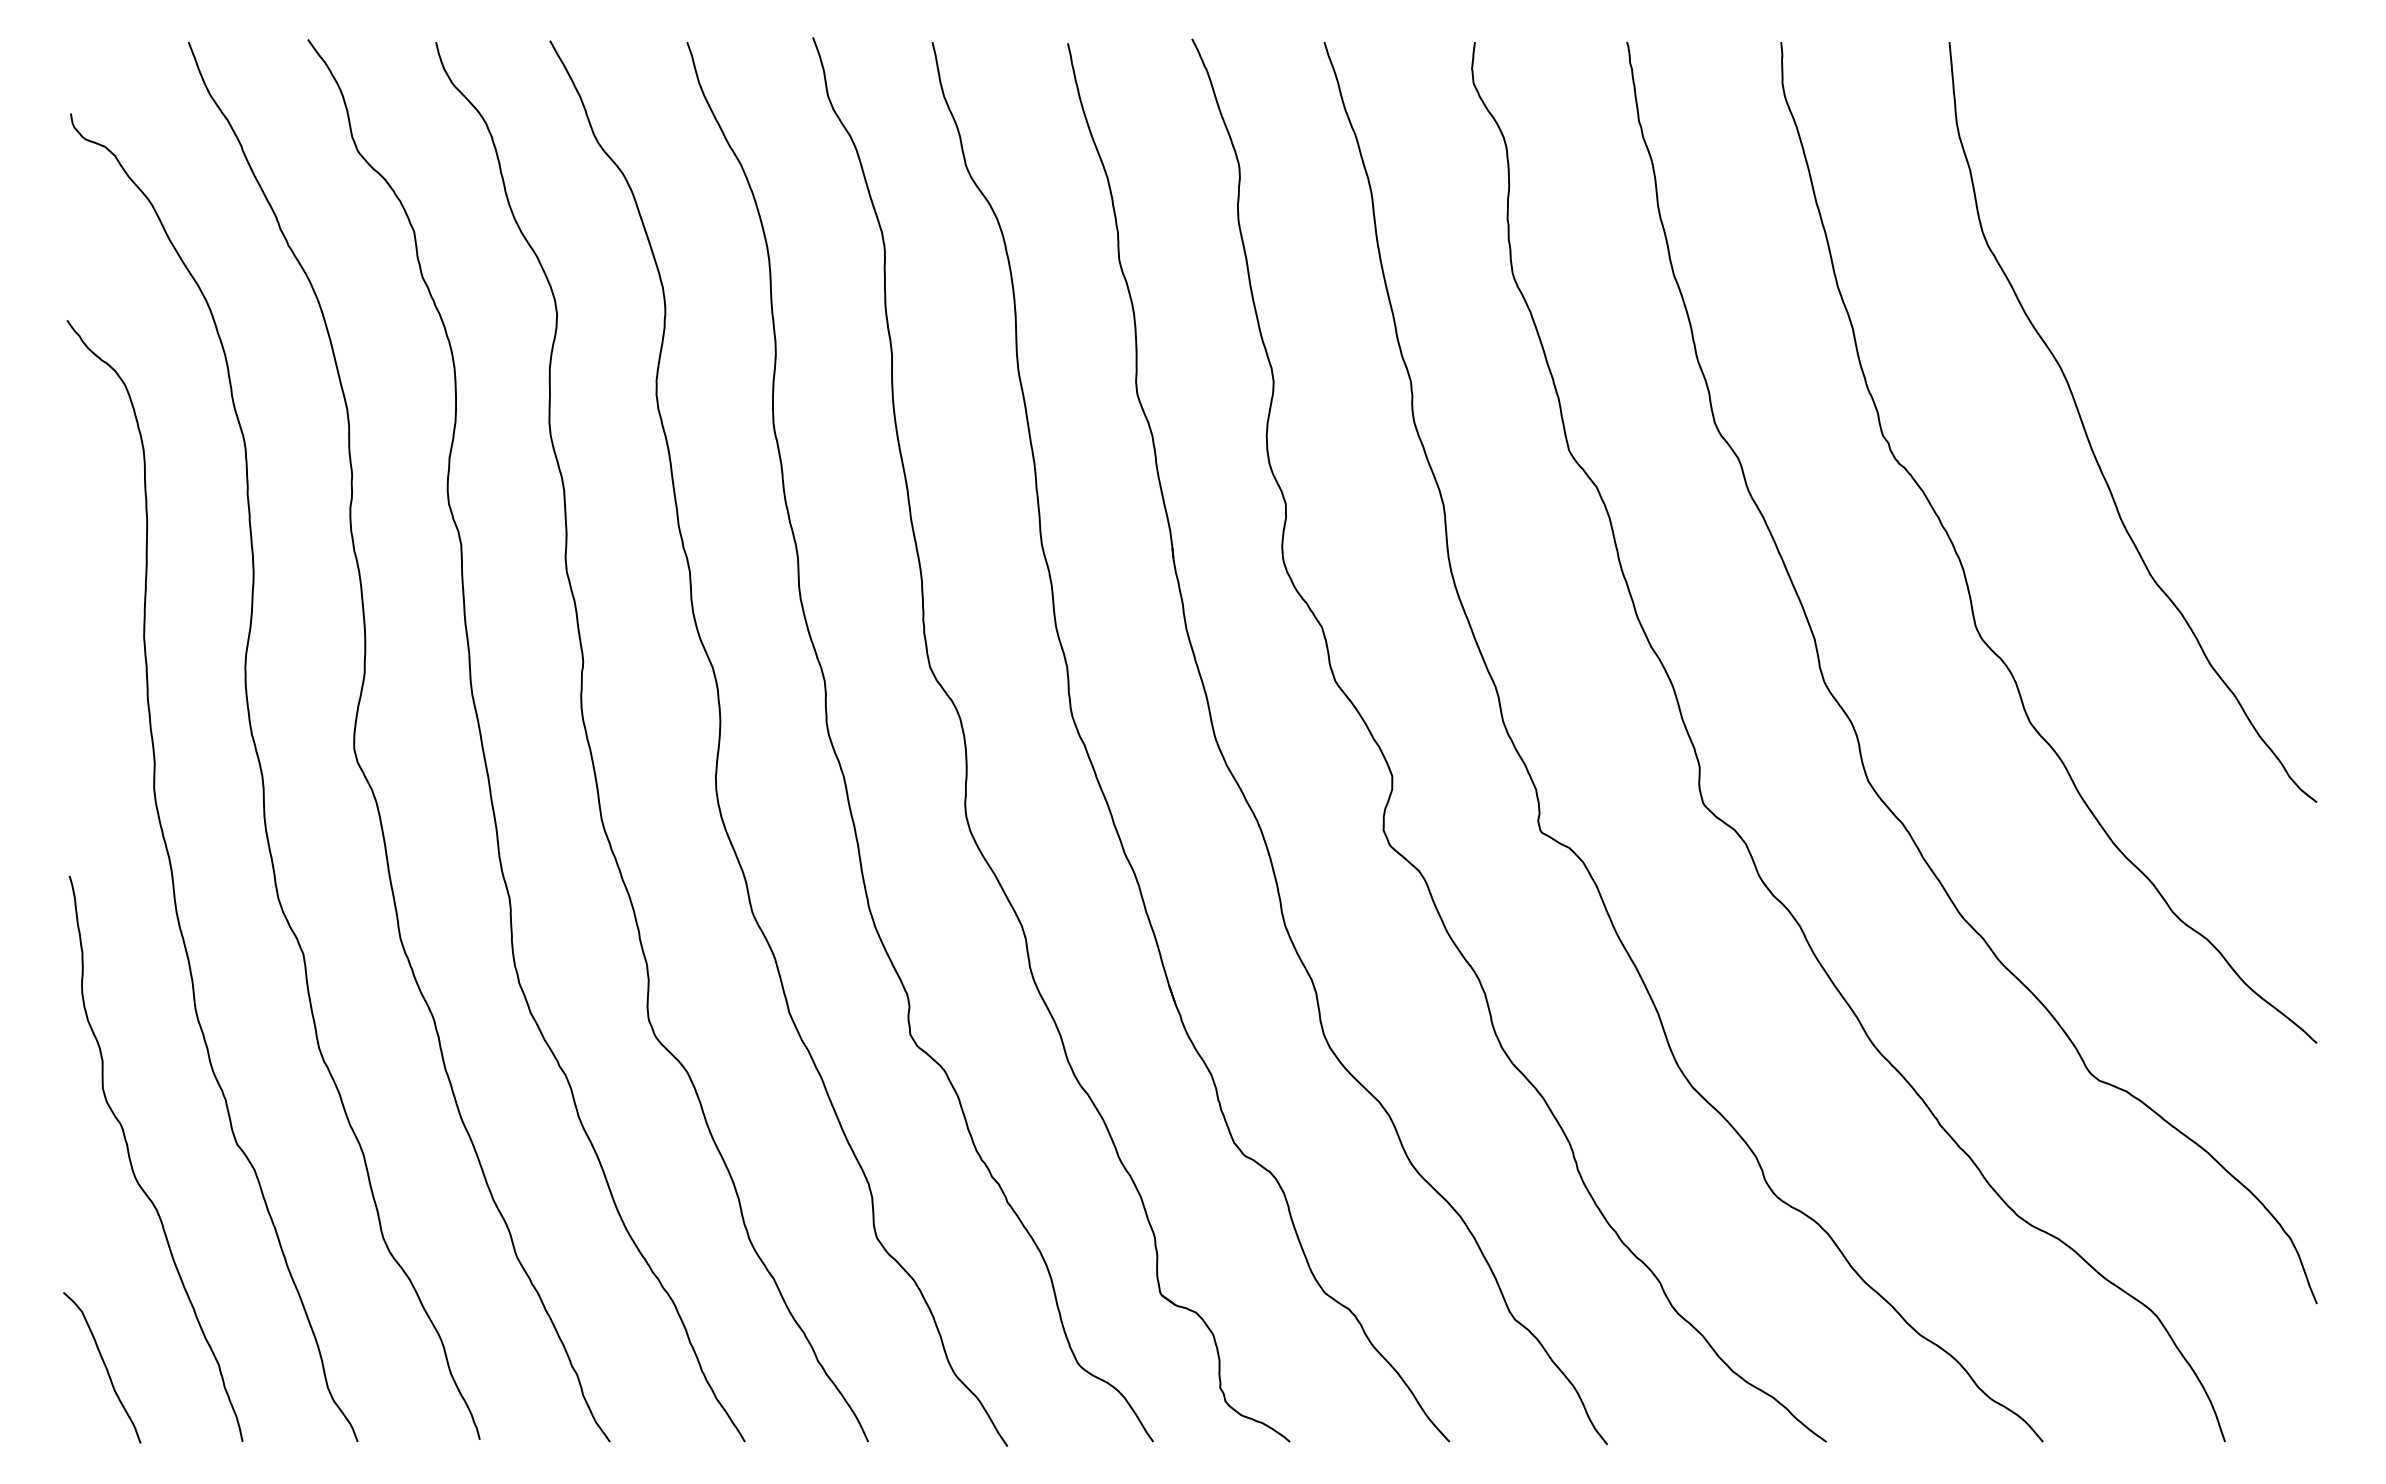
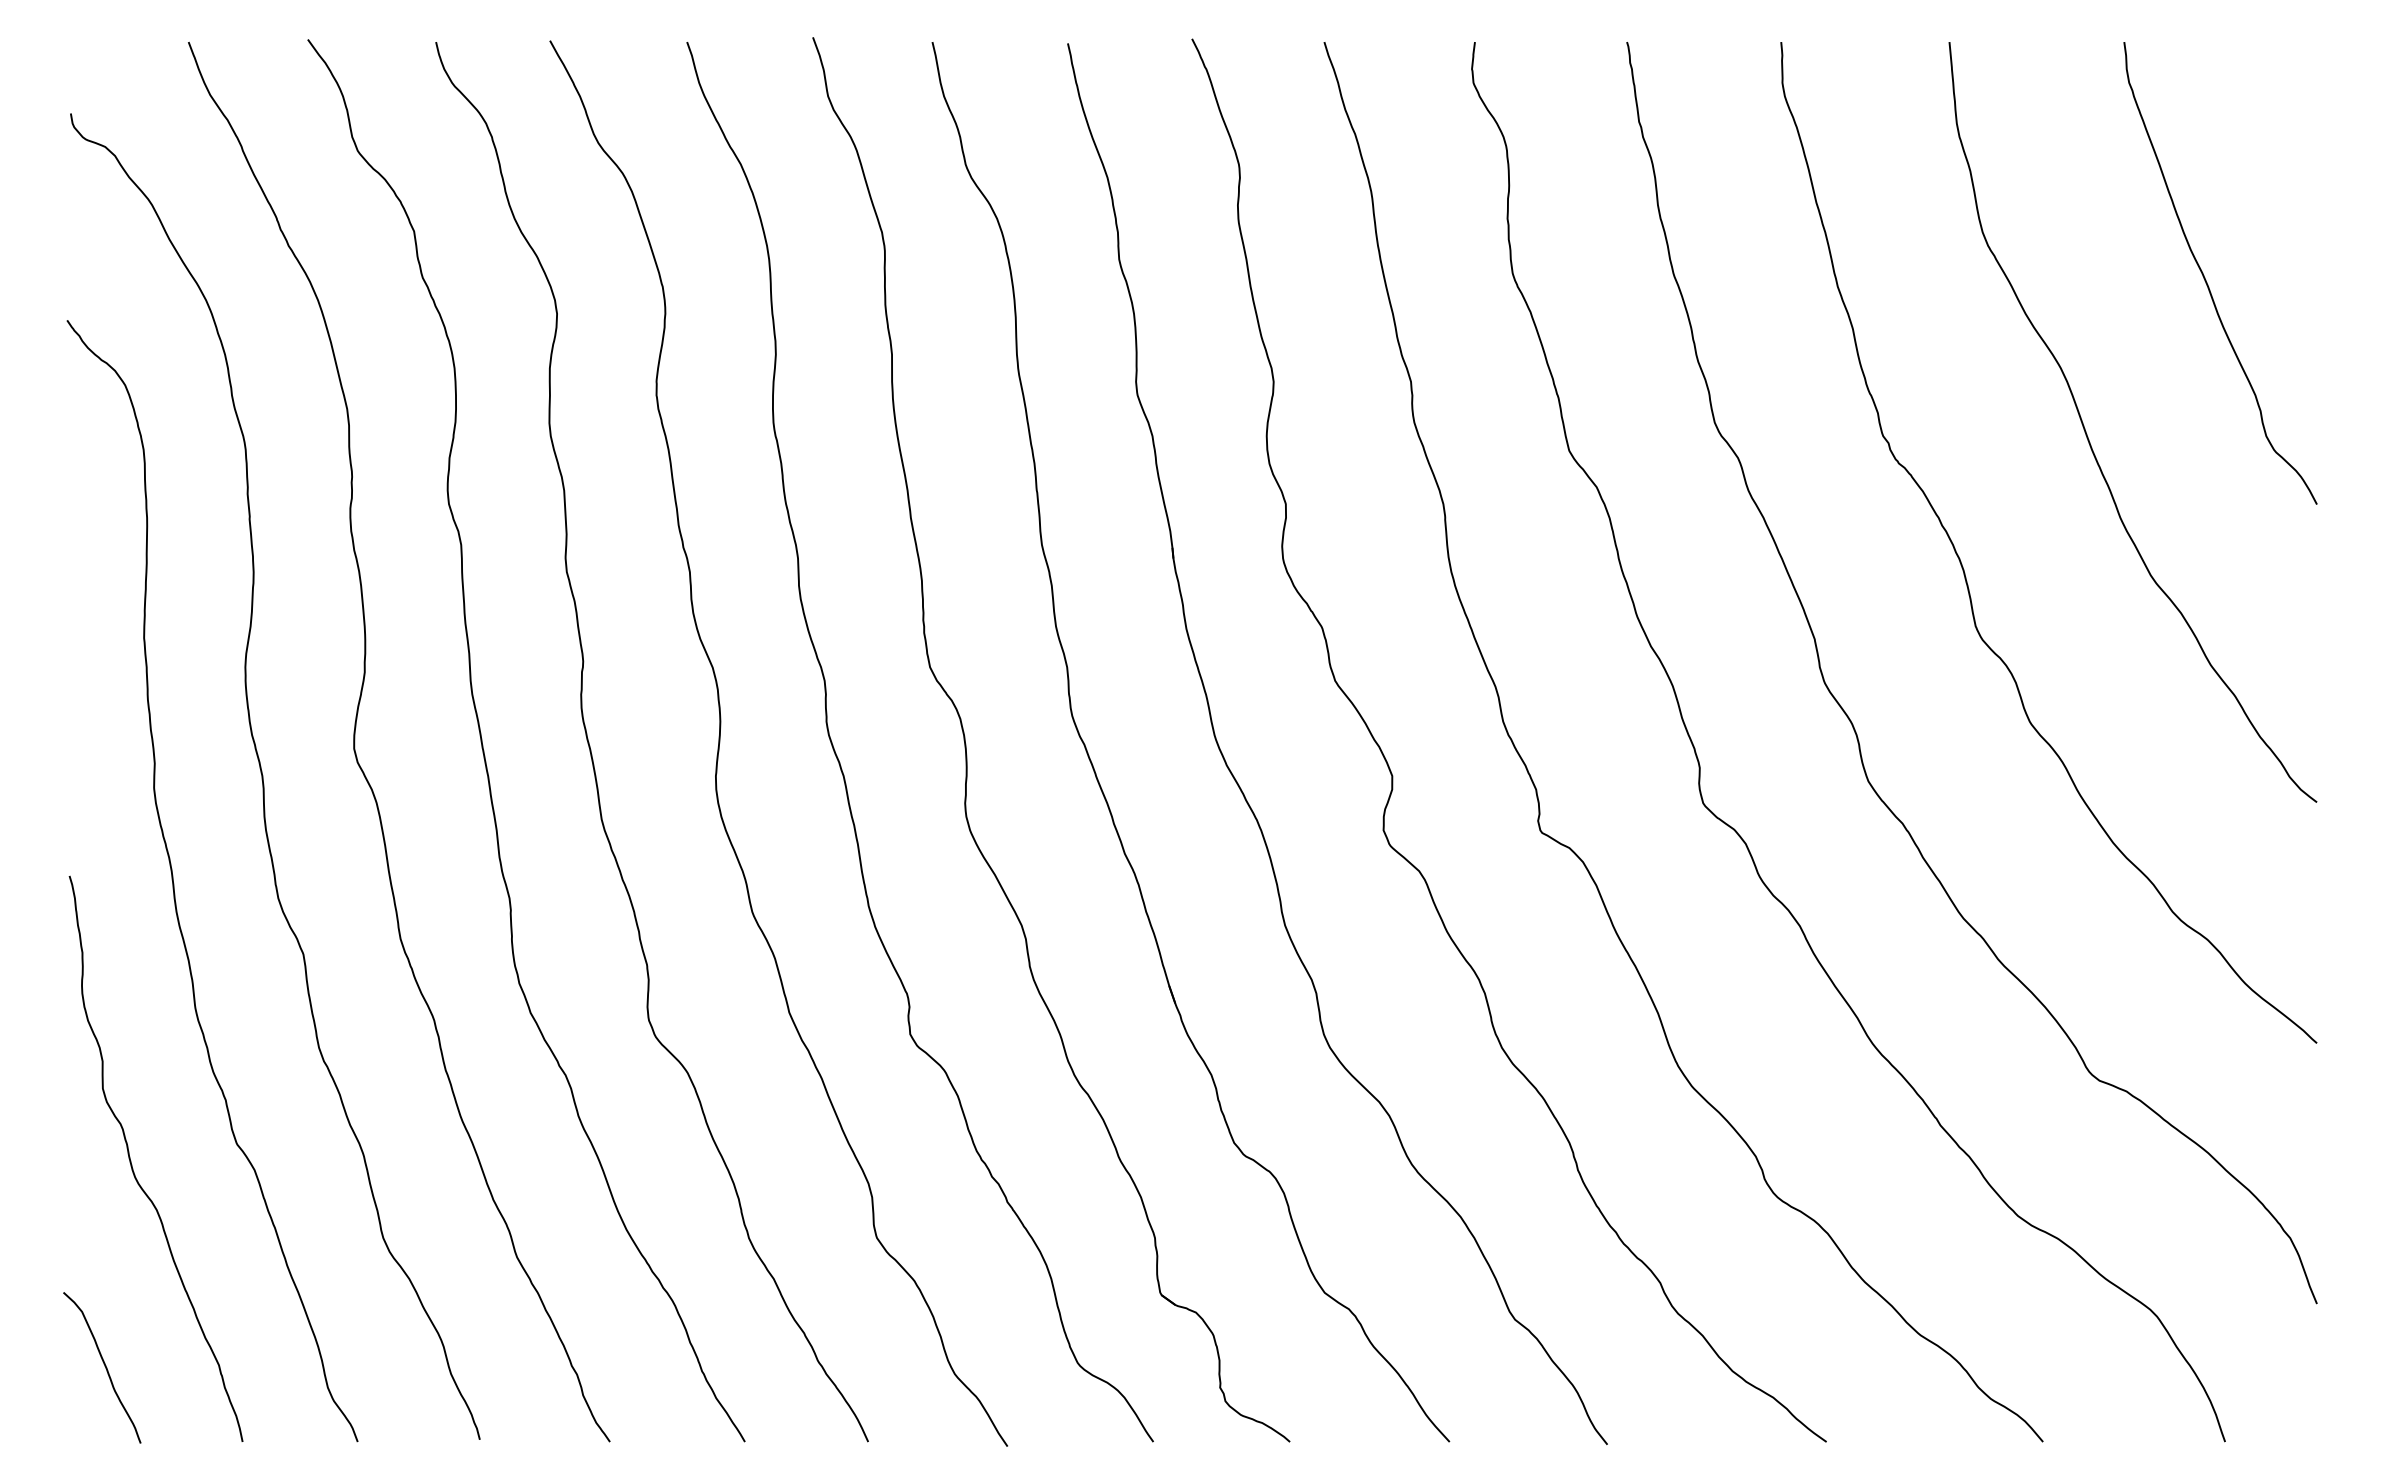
curve: none -> present (2205, 277)
